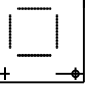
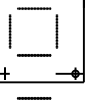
line: none -> present (34, 98)
